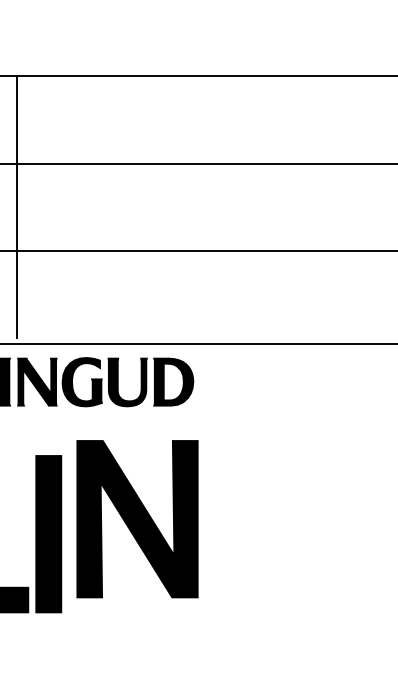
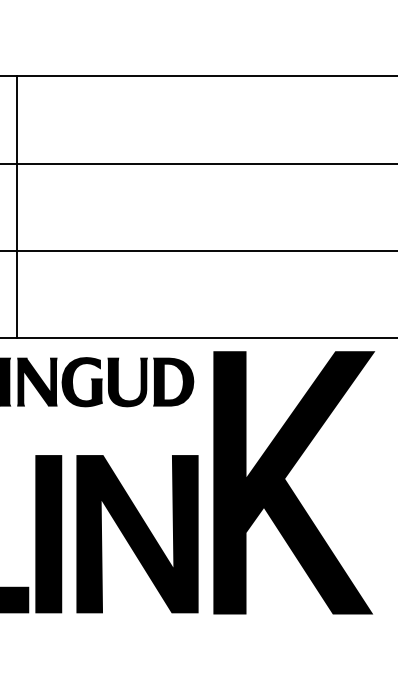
line position: (198, 344) -> (198, 338) (198, 338)
part: none -> present (294, 482)
part position: (137, 519) -> (137, 534) (137, 534)
